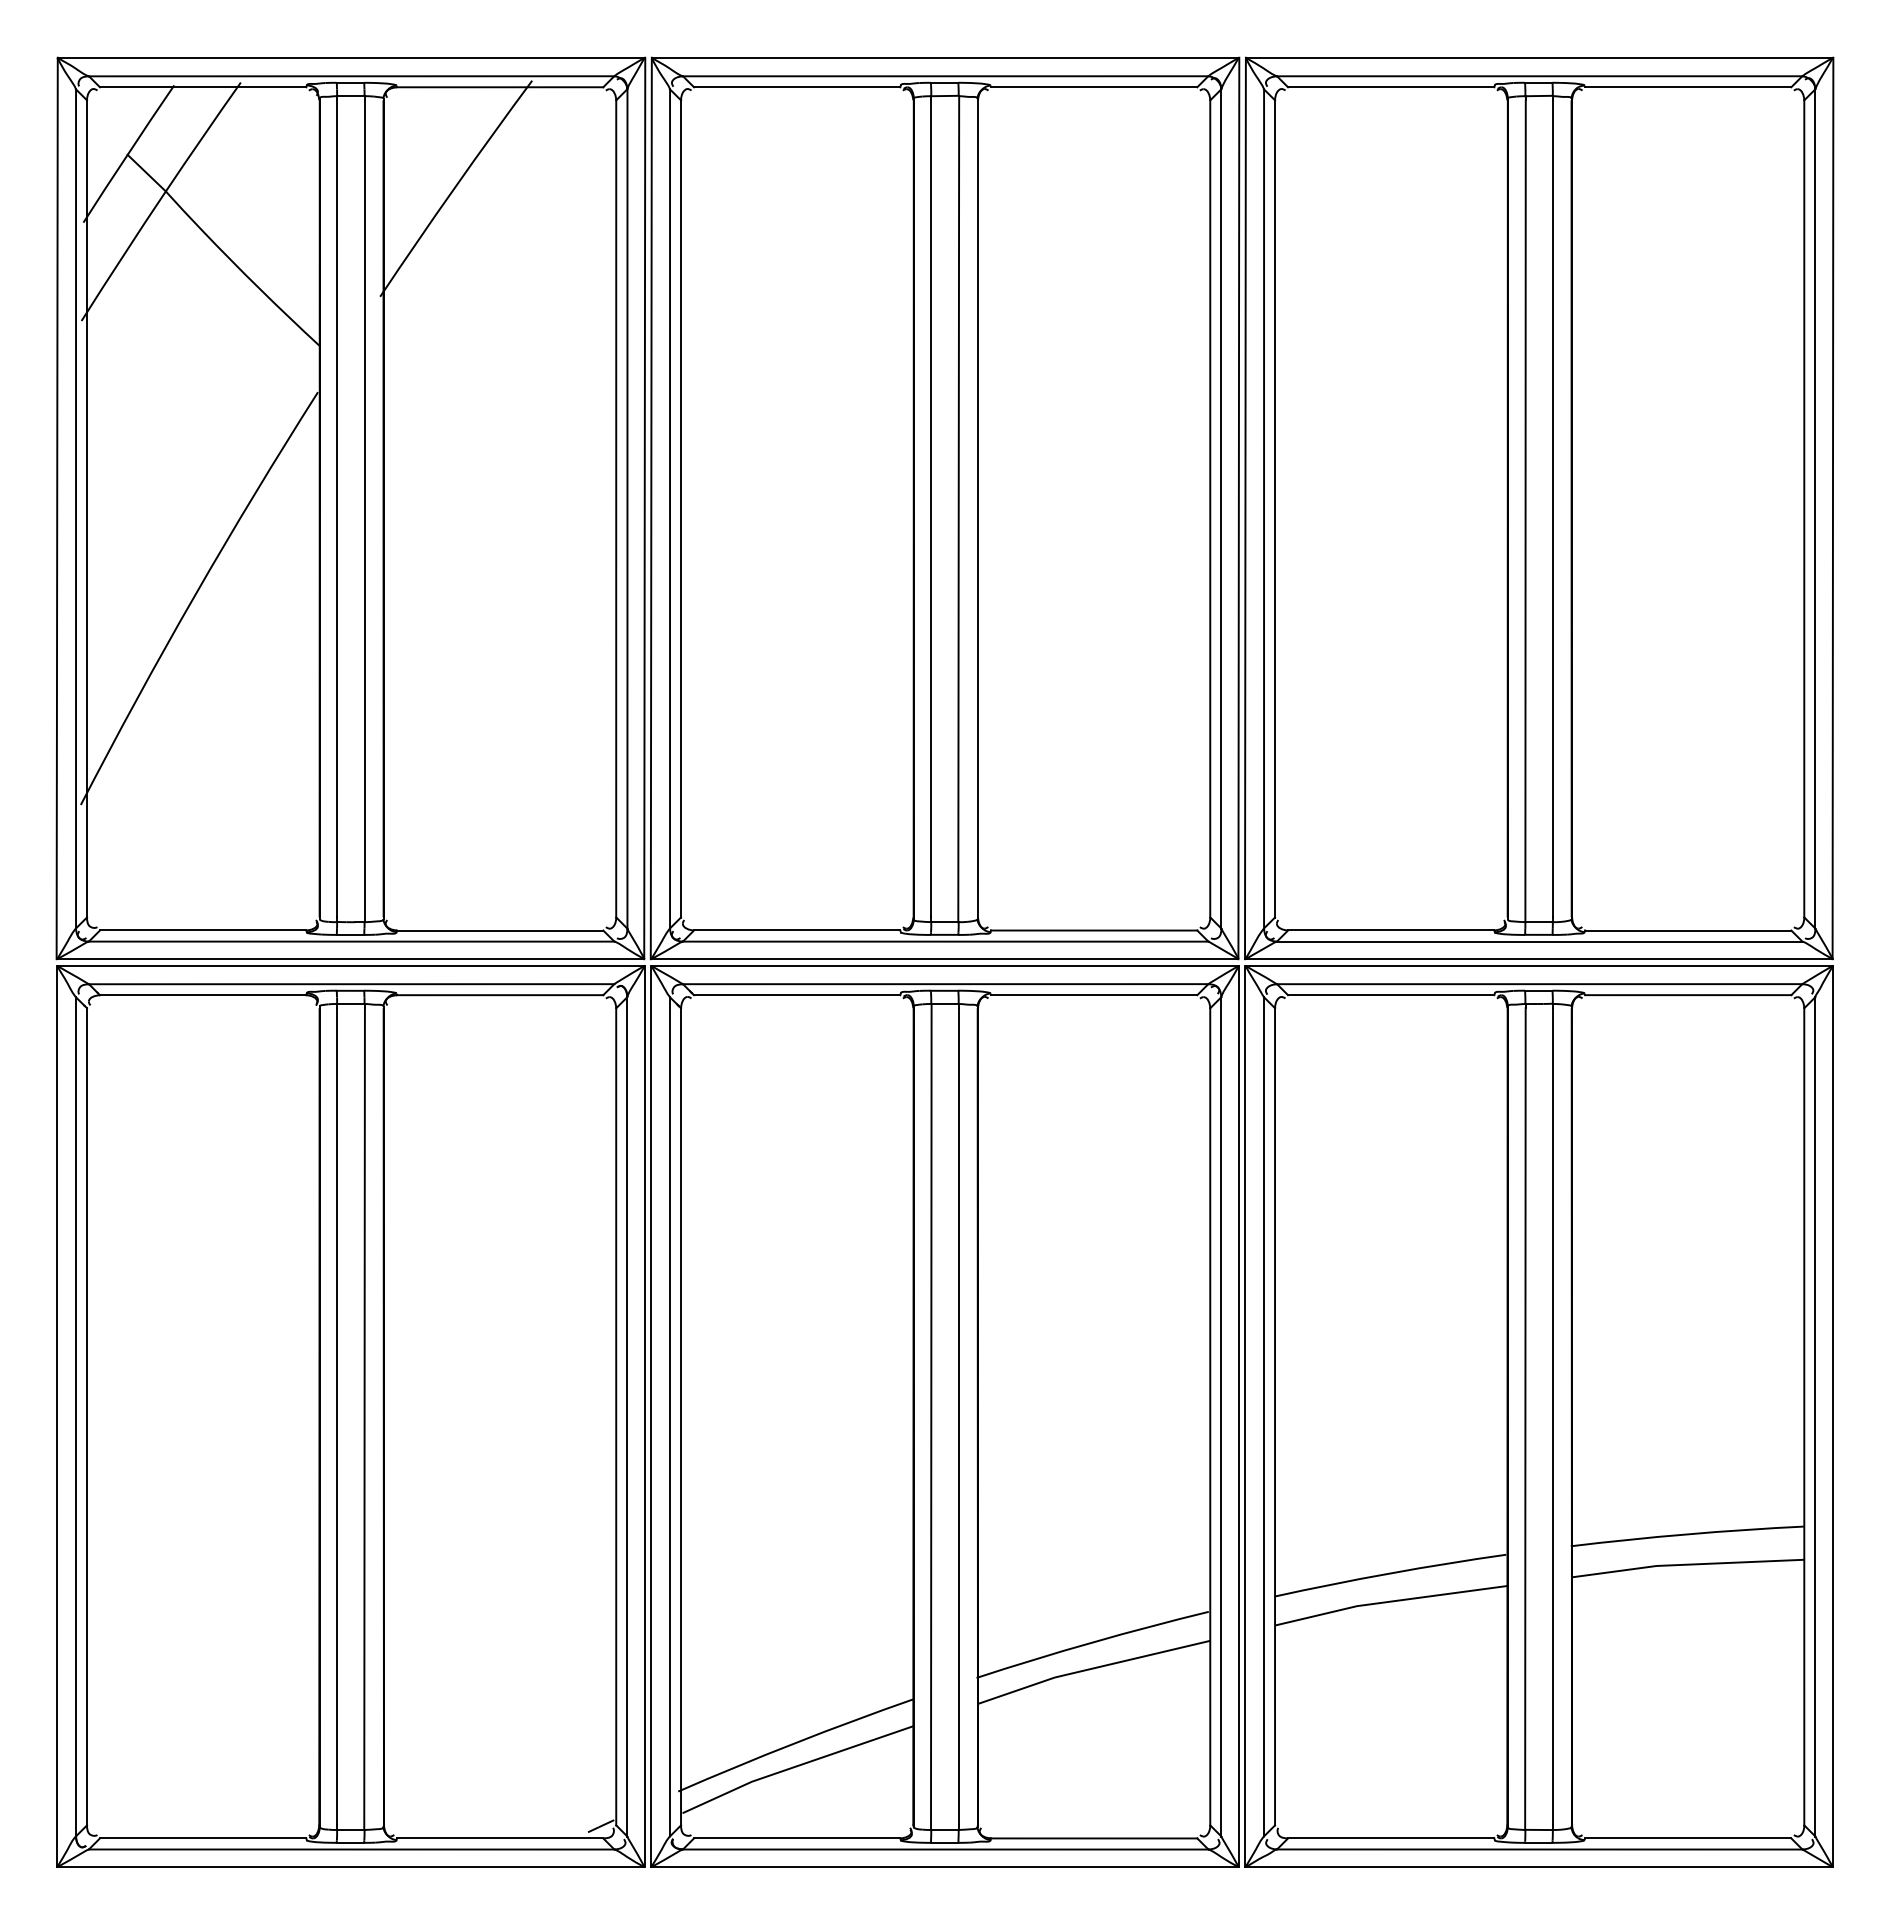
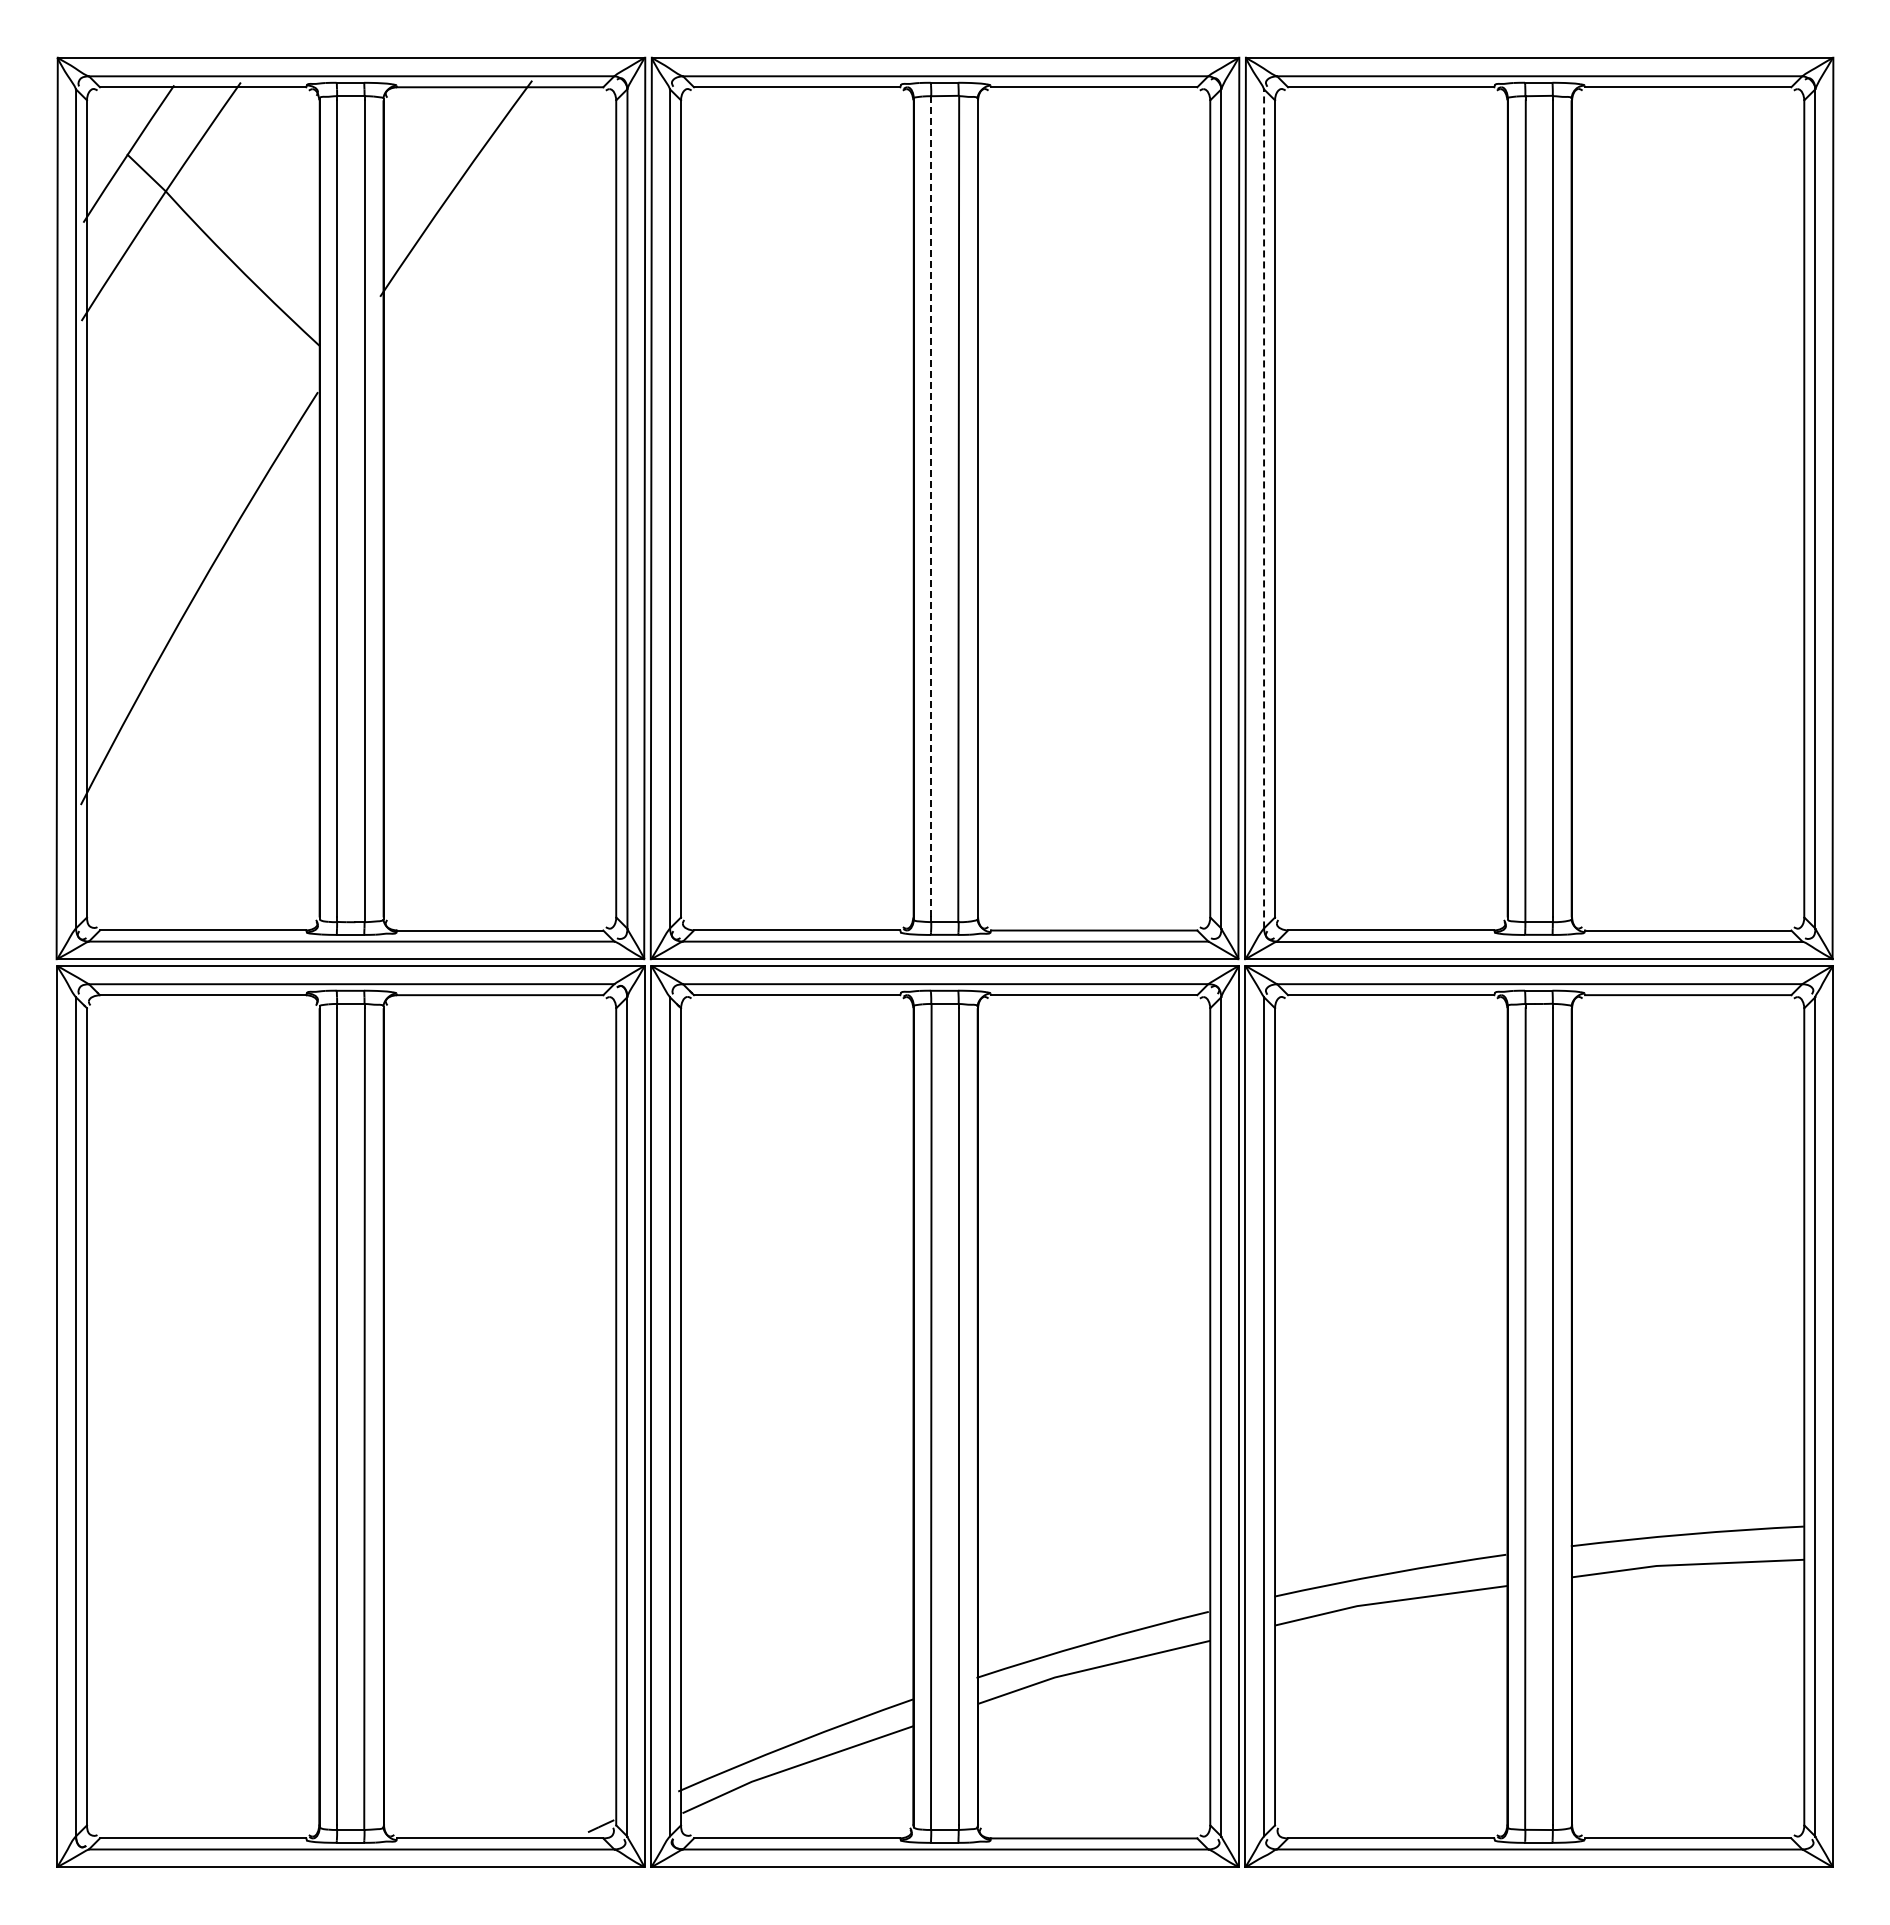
line: solid -> dashed (931, 508)
line: solid -> dashed (1264, 508)
